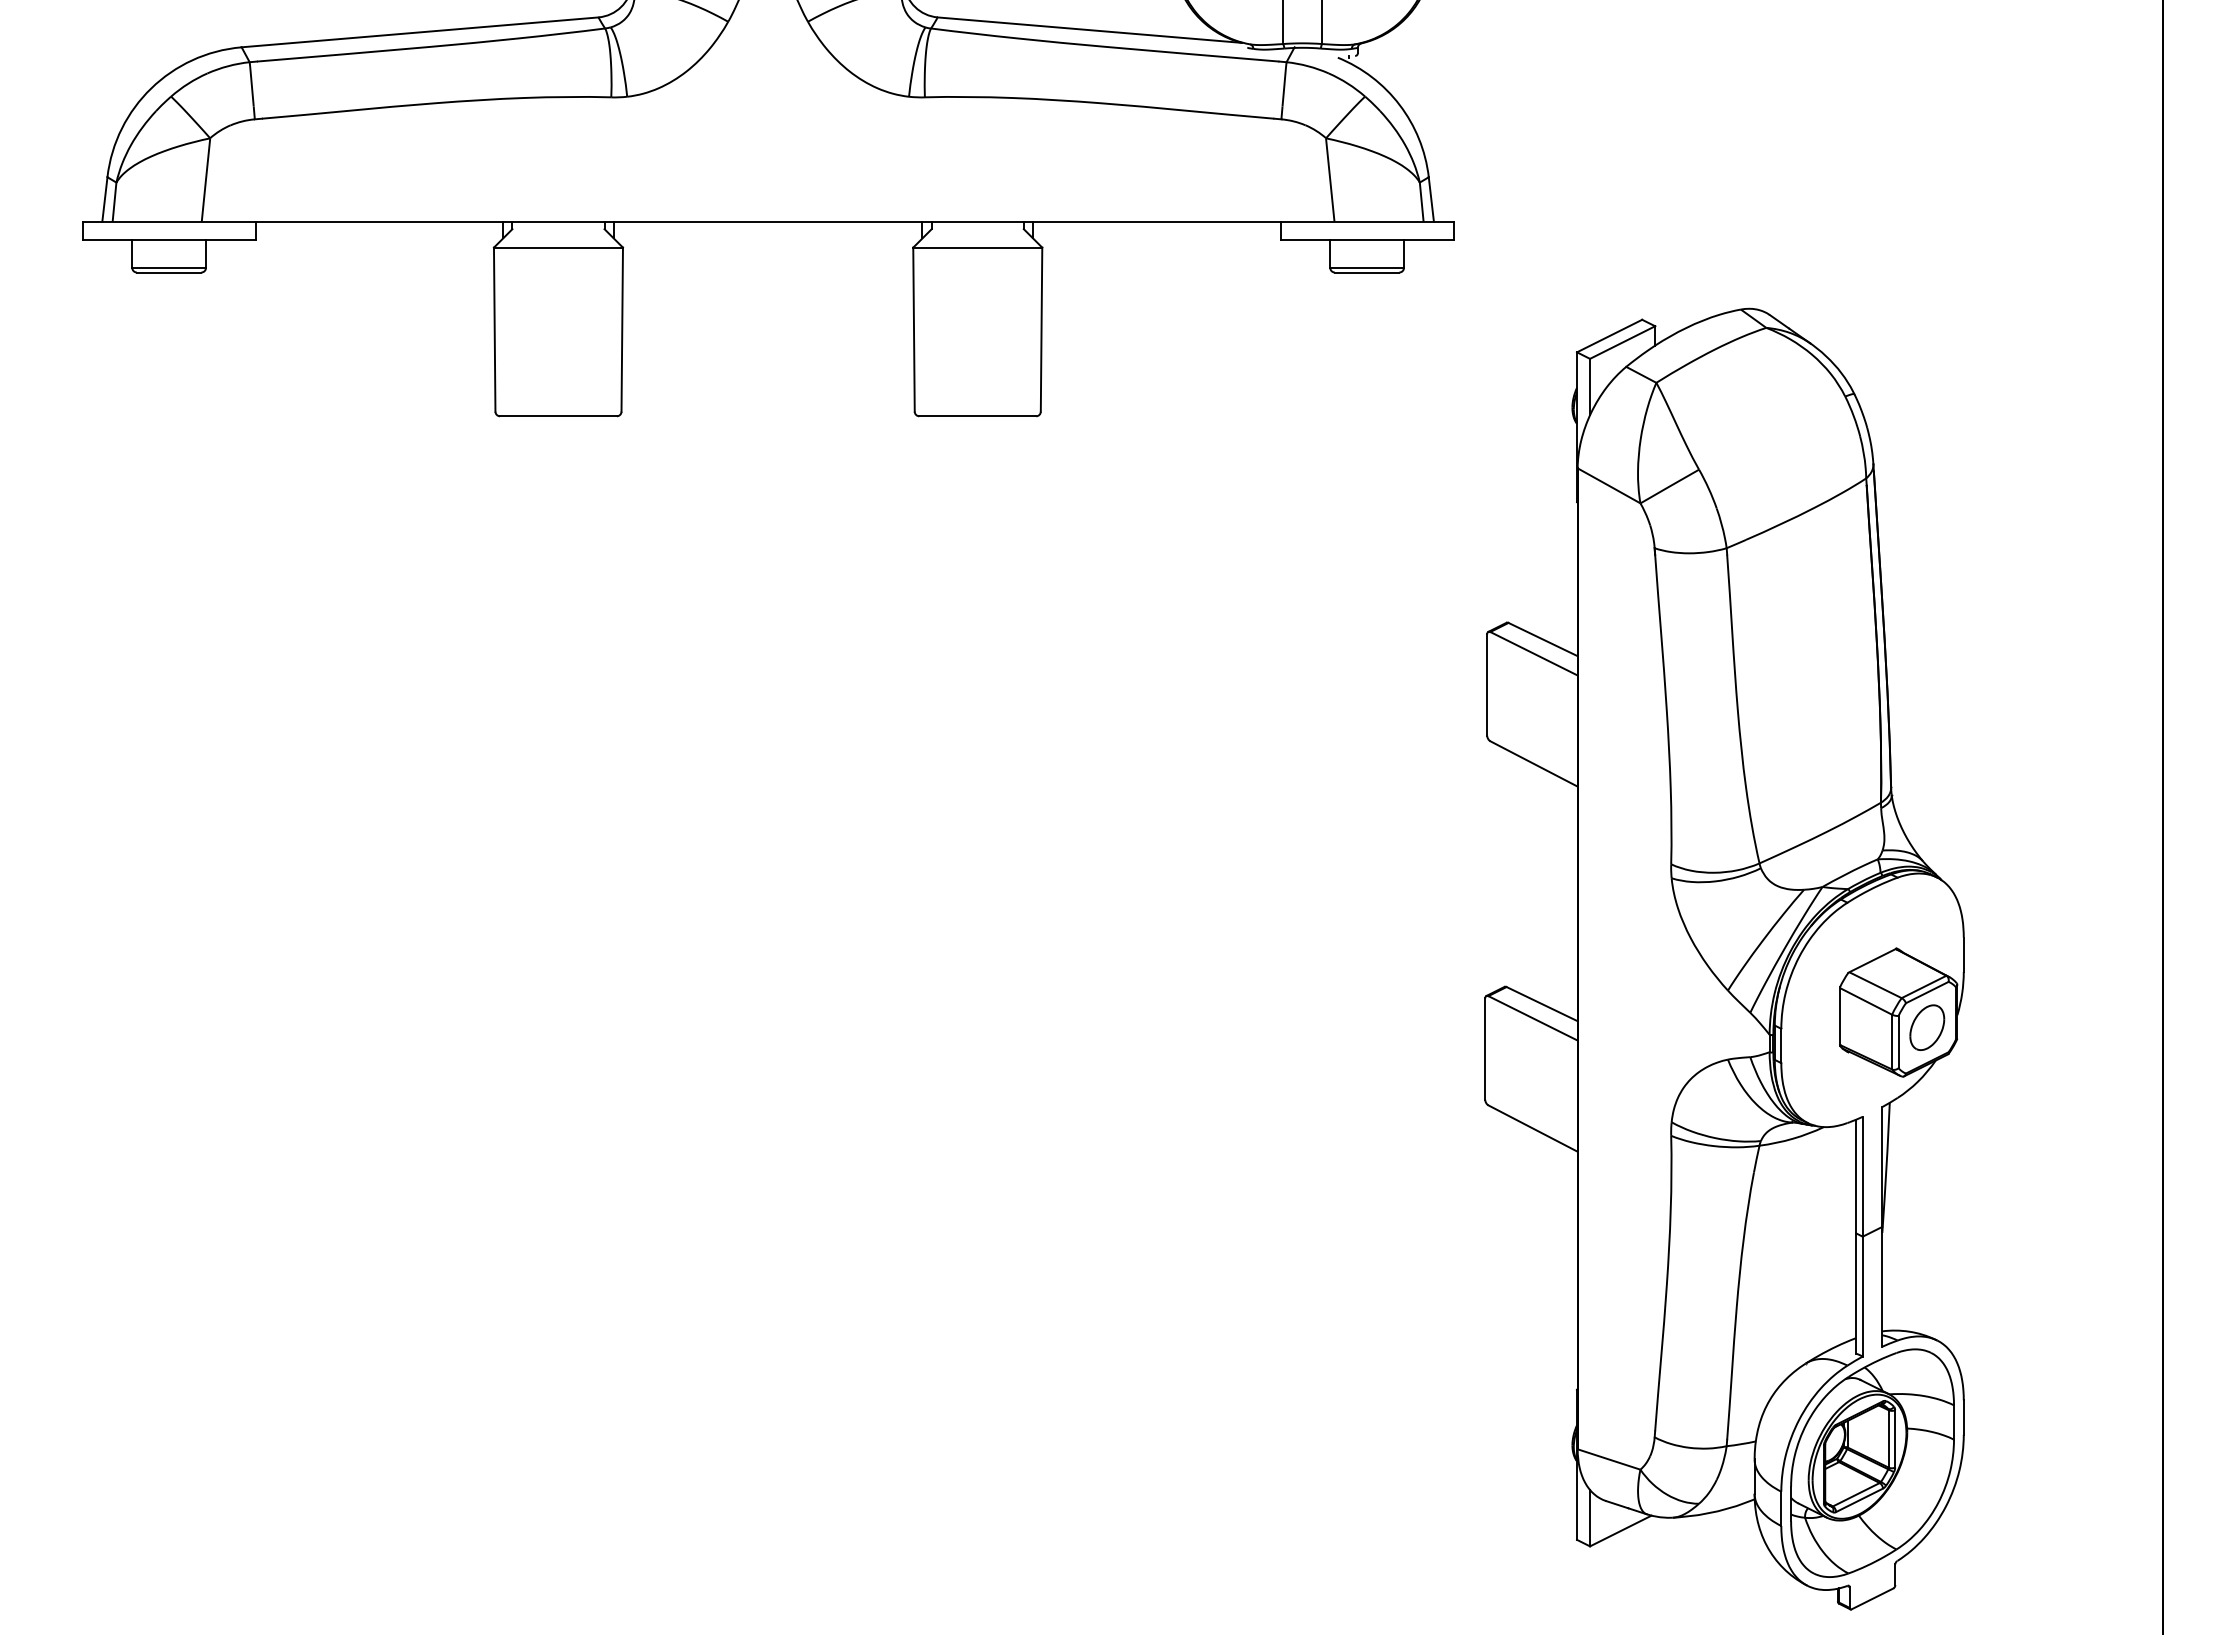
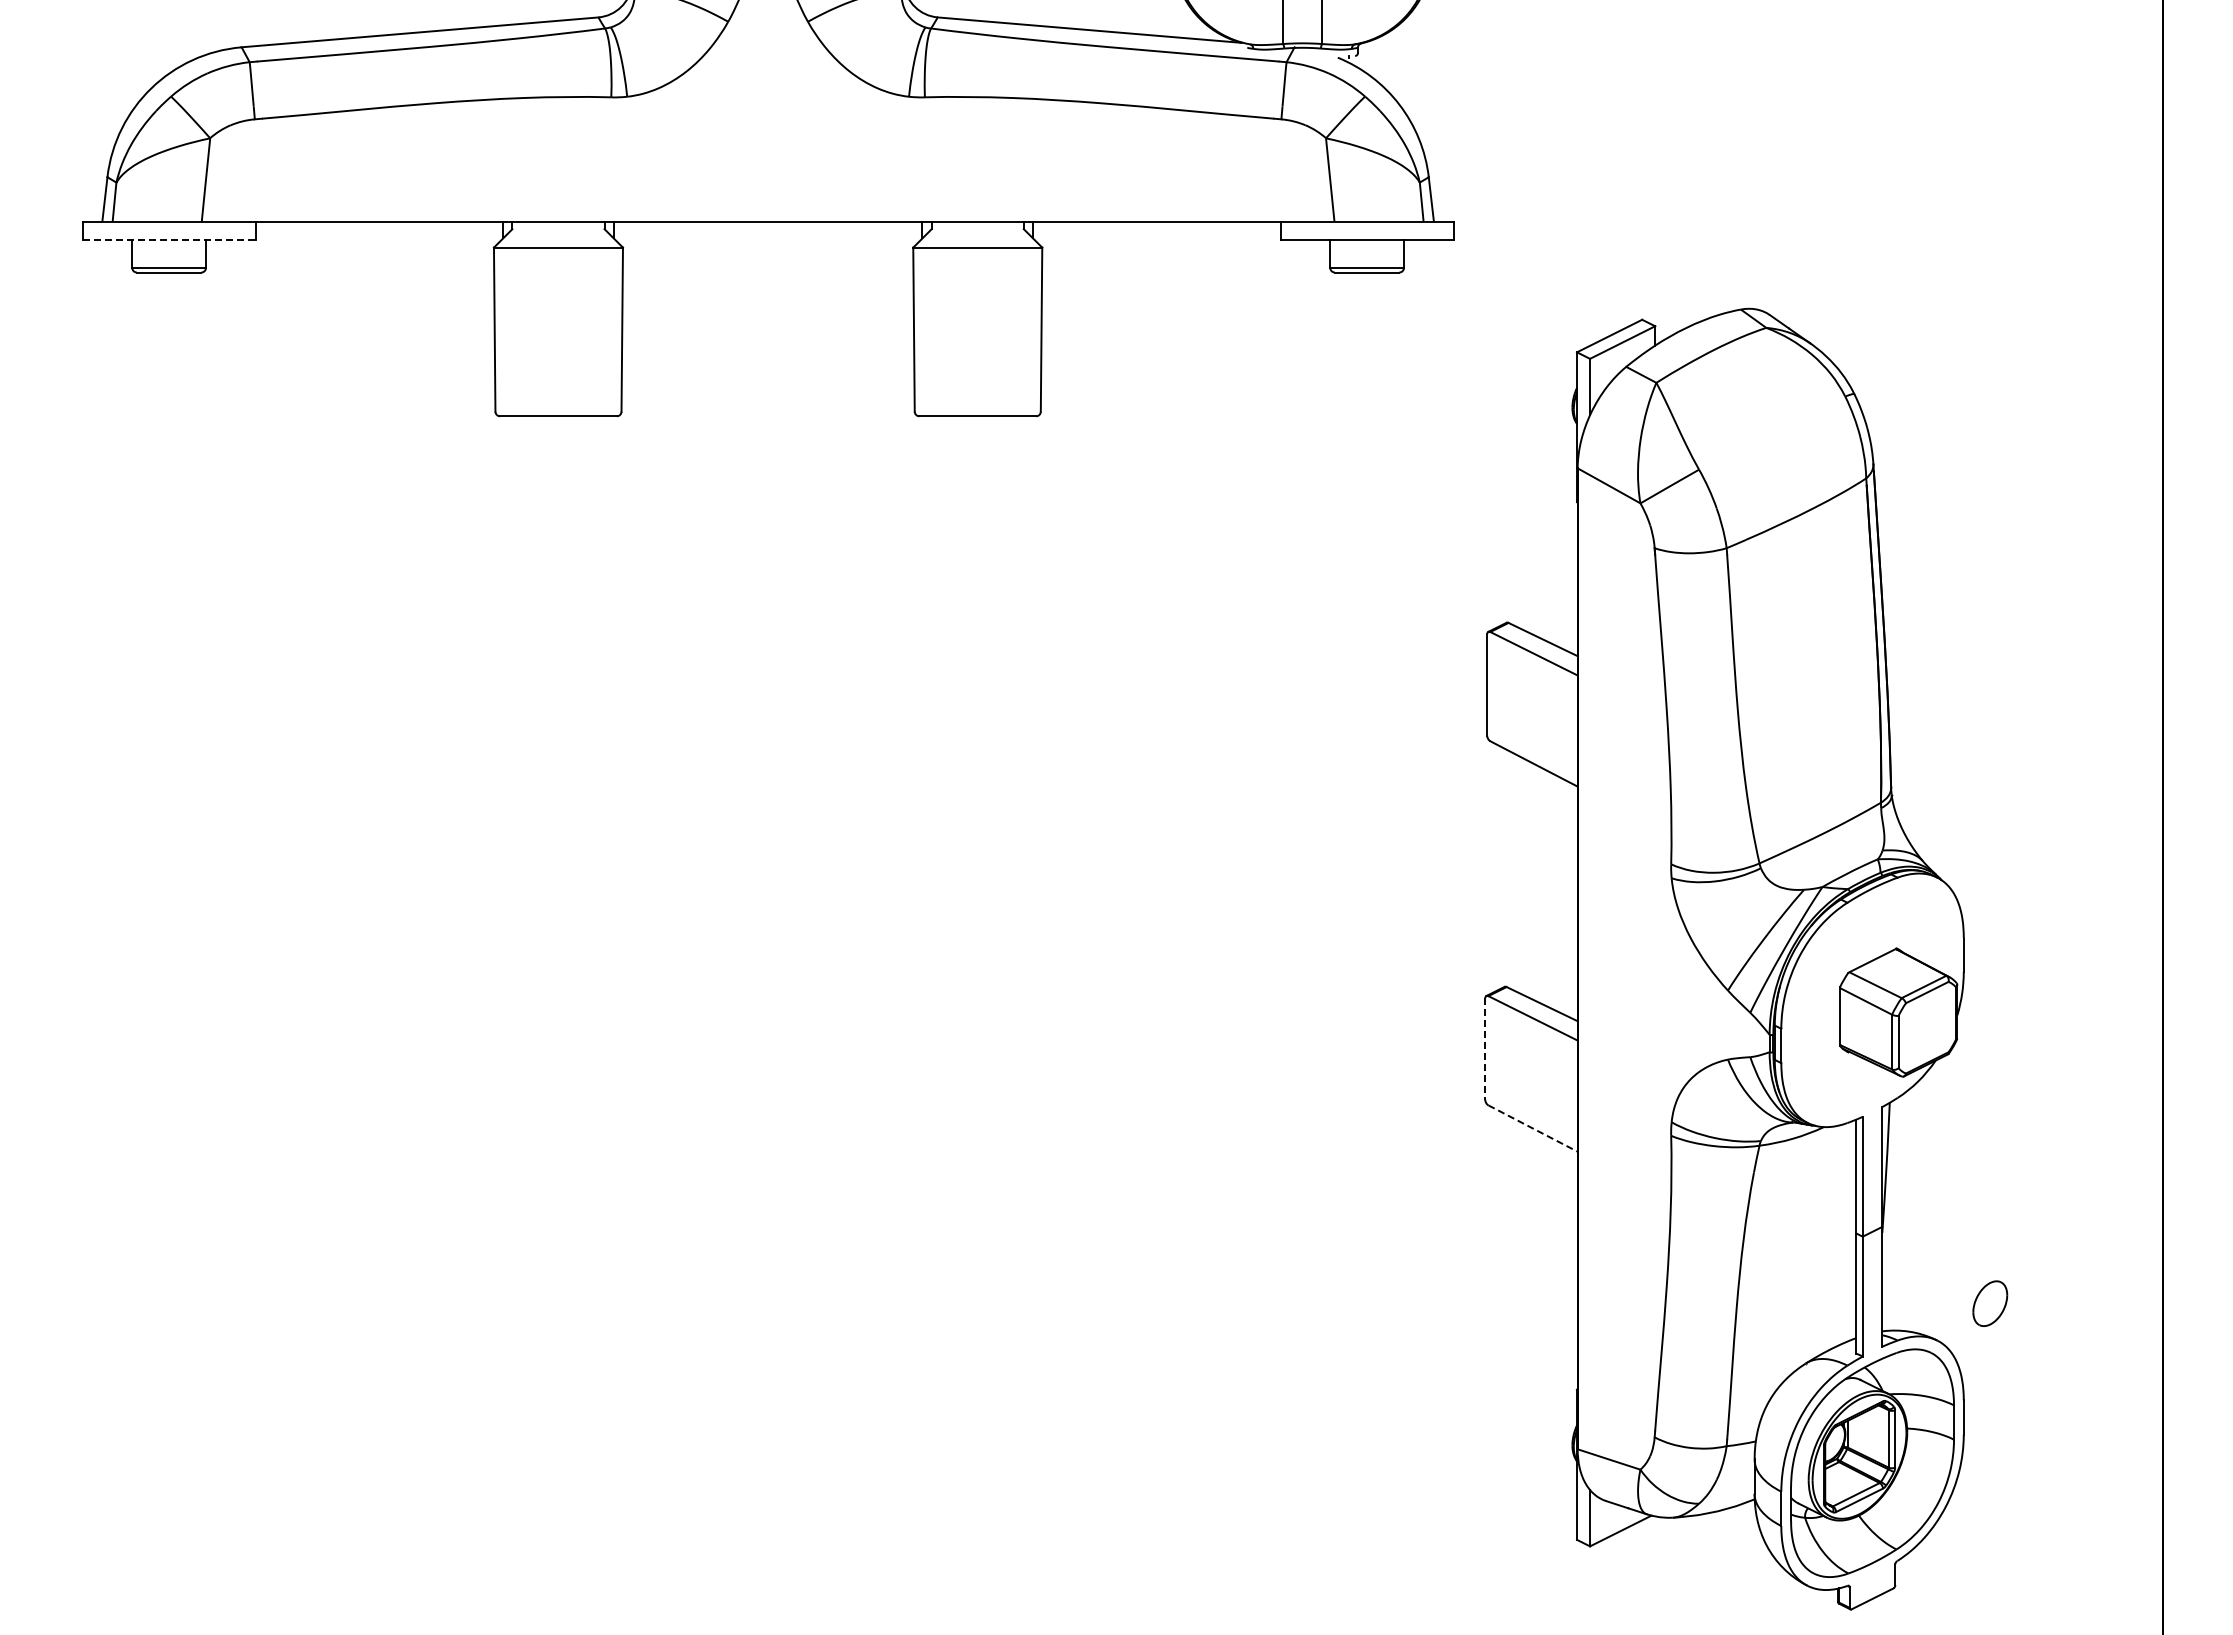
line: solid -> dashed (169, 240)
part position: (1927, 1027) -> (1990, 1303) (1990, 1303)
line: solid -> dashed (1485, 1049)
line: solid -> dashed (1533, 1128)
